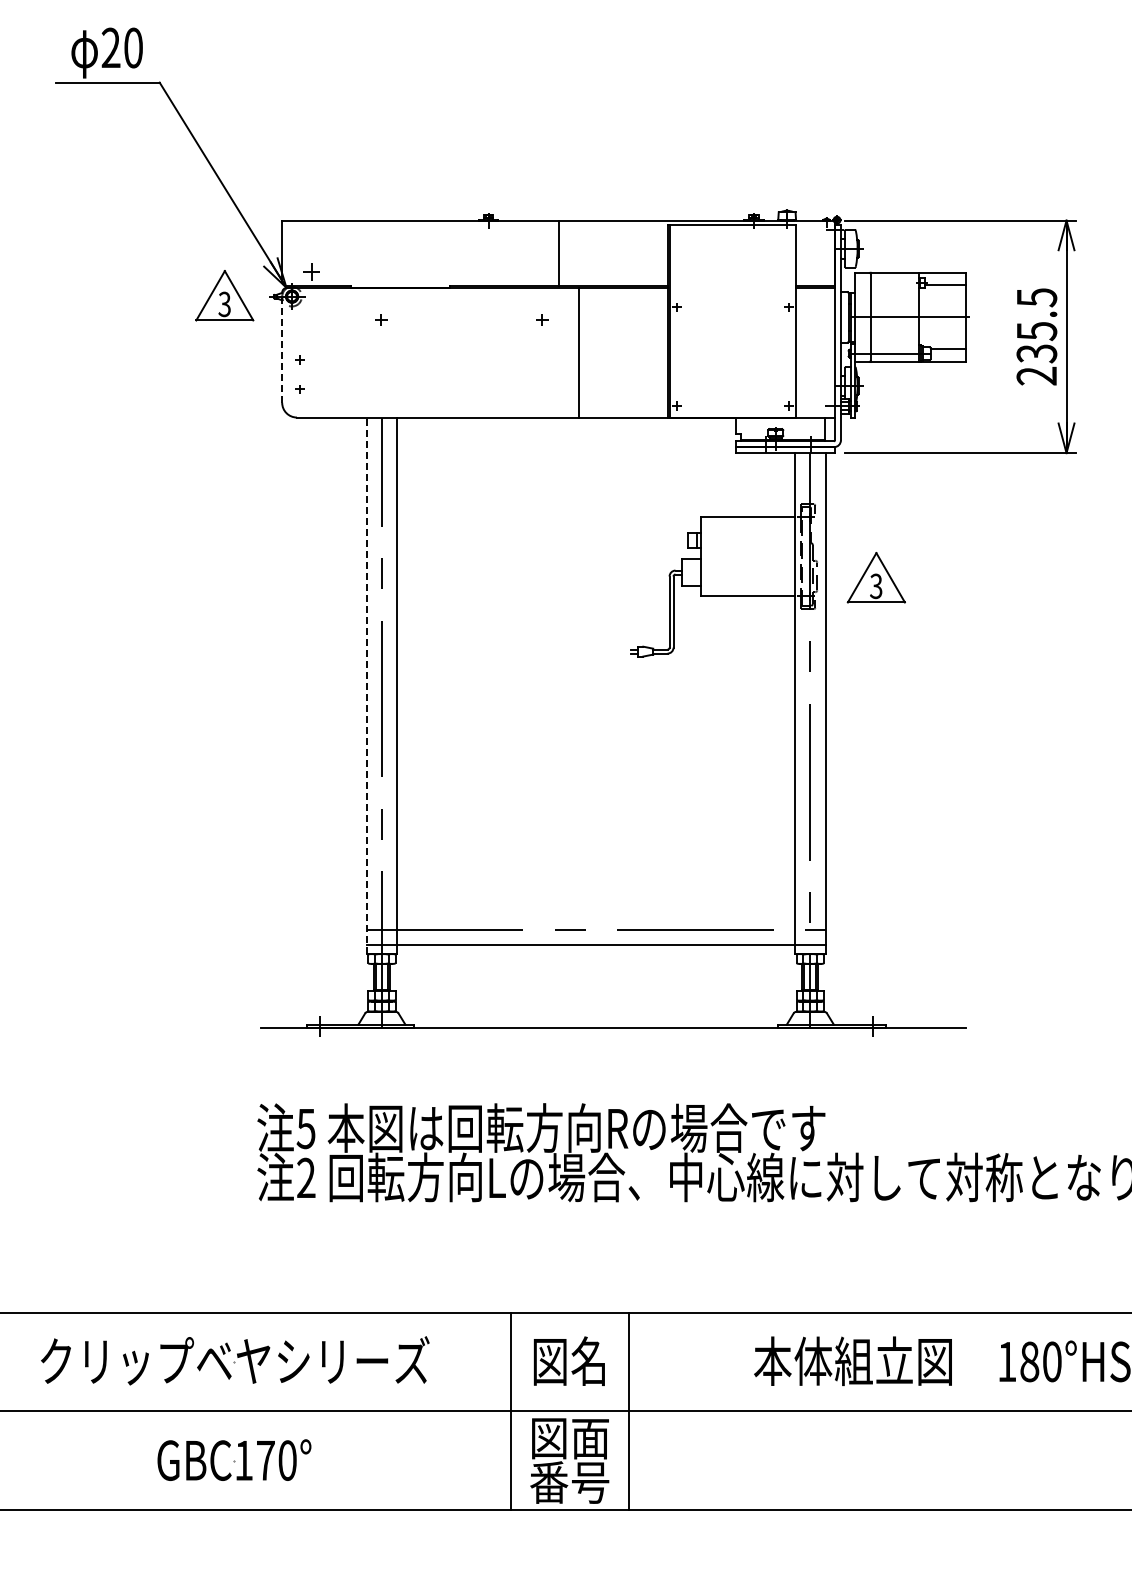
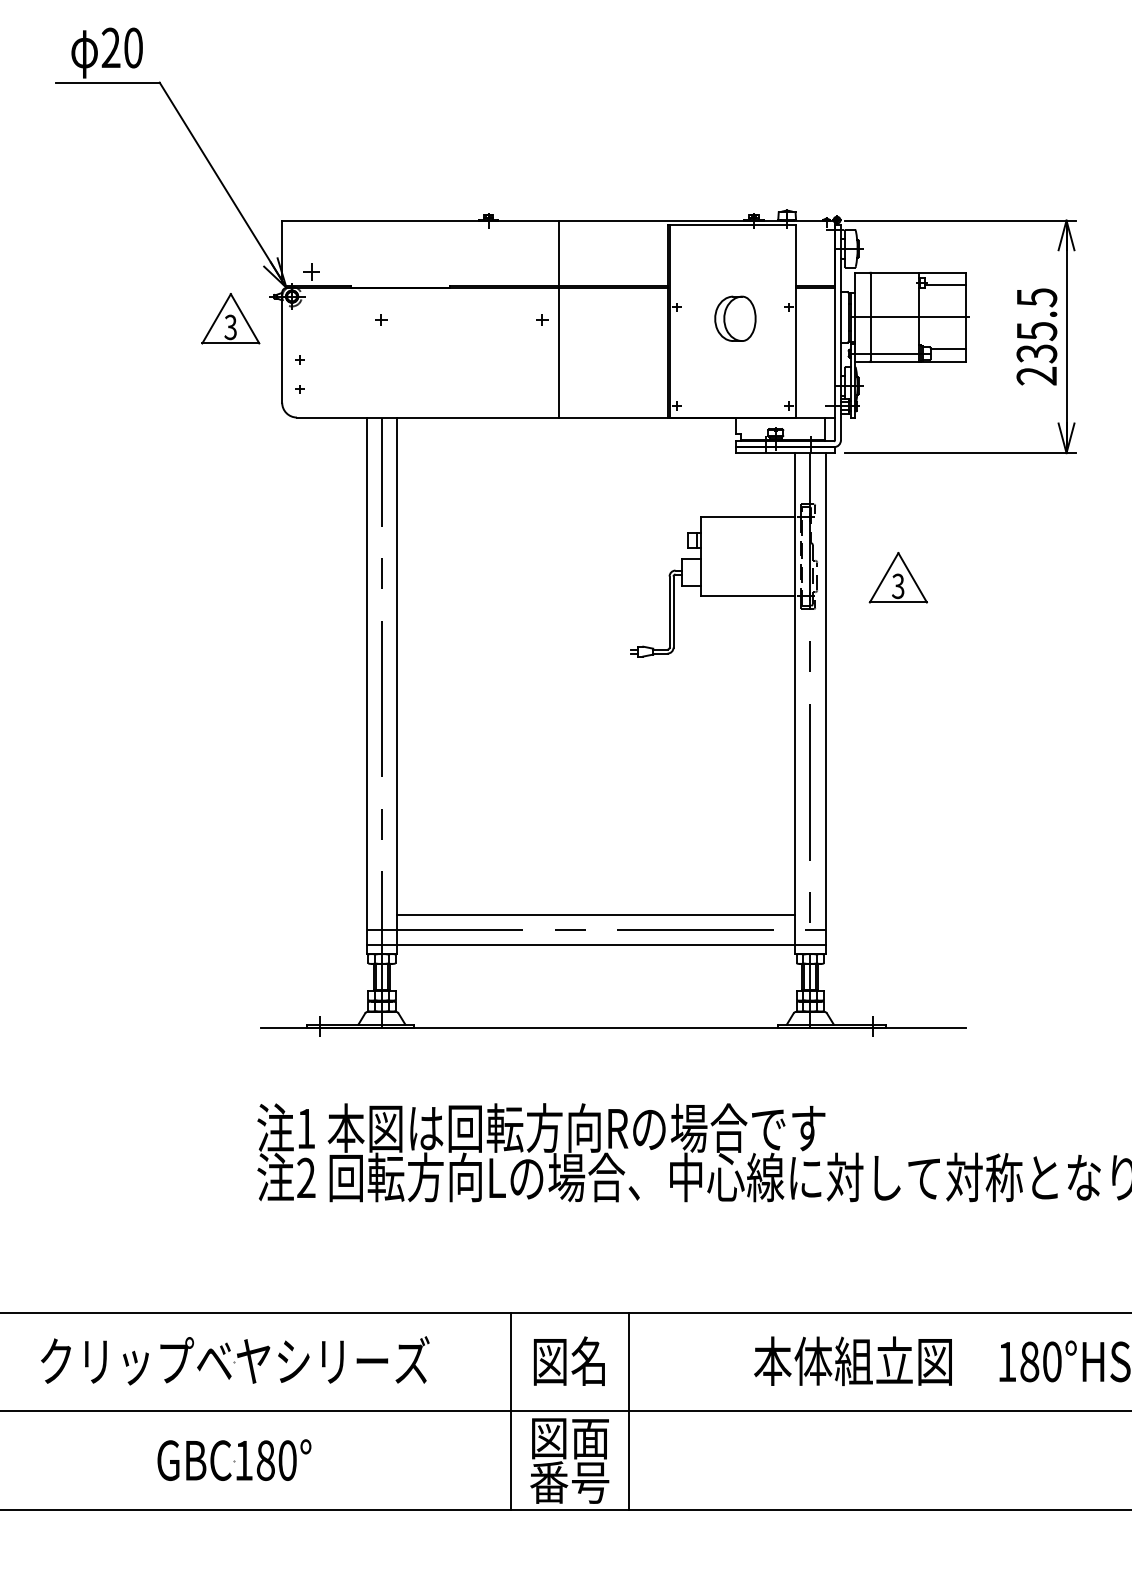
part position: (224, 295) -> (230, 318) (230, 318)
part: none -> present (735, 318)
line: dashed -> solid (282, 347)
line position: (578, 352) -> (558, 352) (558, 352)
part position: (875, 577) -> (897, 577) (897, 577)
line: dashed -> solid (366, 685)
line: none -> present (596, 914)
text: 5 -> 1 (305, 1129)
text: GBC170° -> GBC180° (265, 1460)
